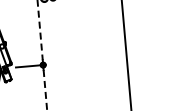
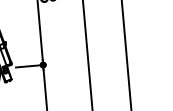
line: dashed -> solid (40, 30)
line: none -> present (87, 54)
line: dashed -> solid (45, 90)
